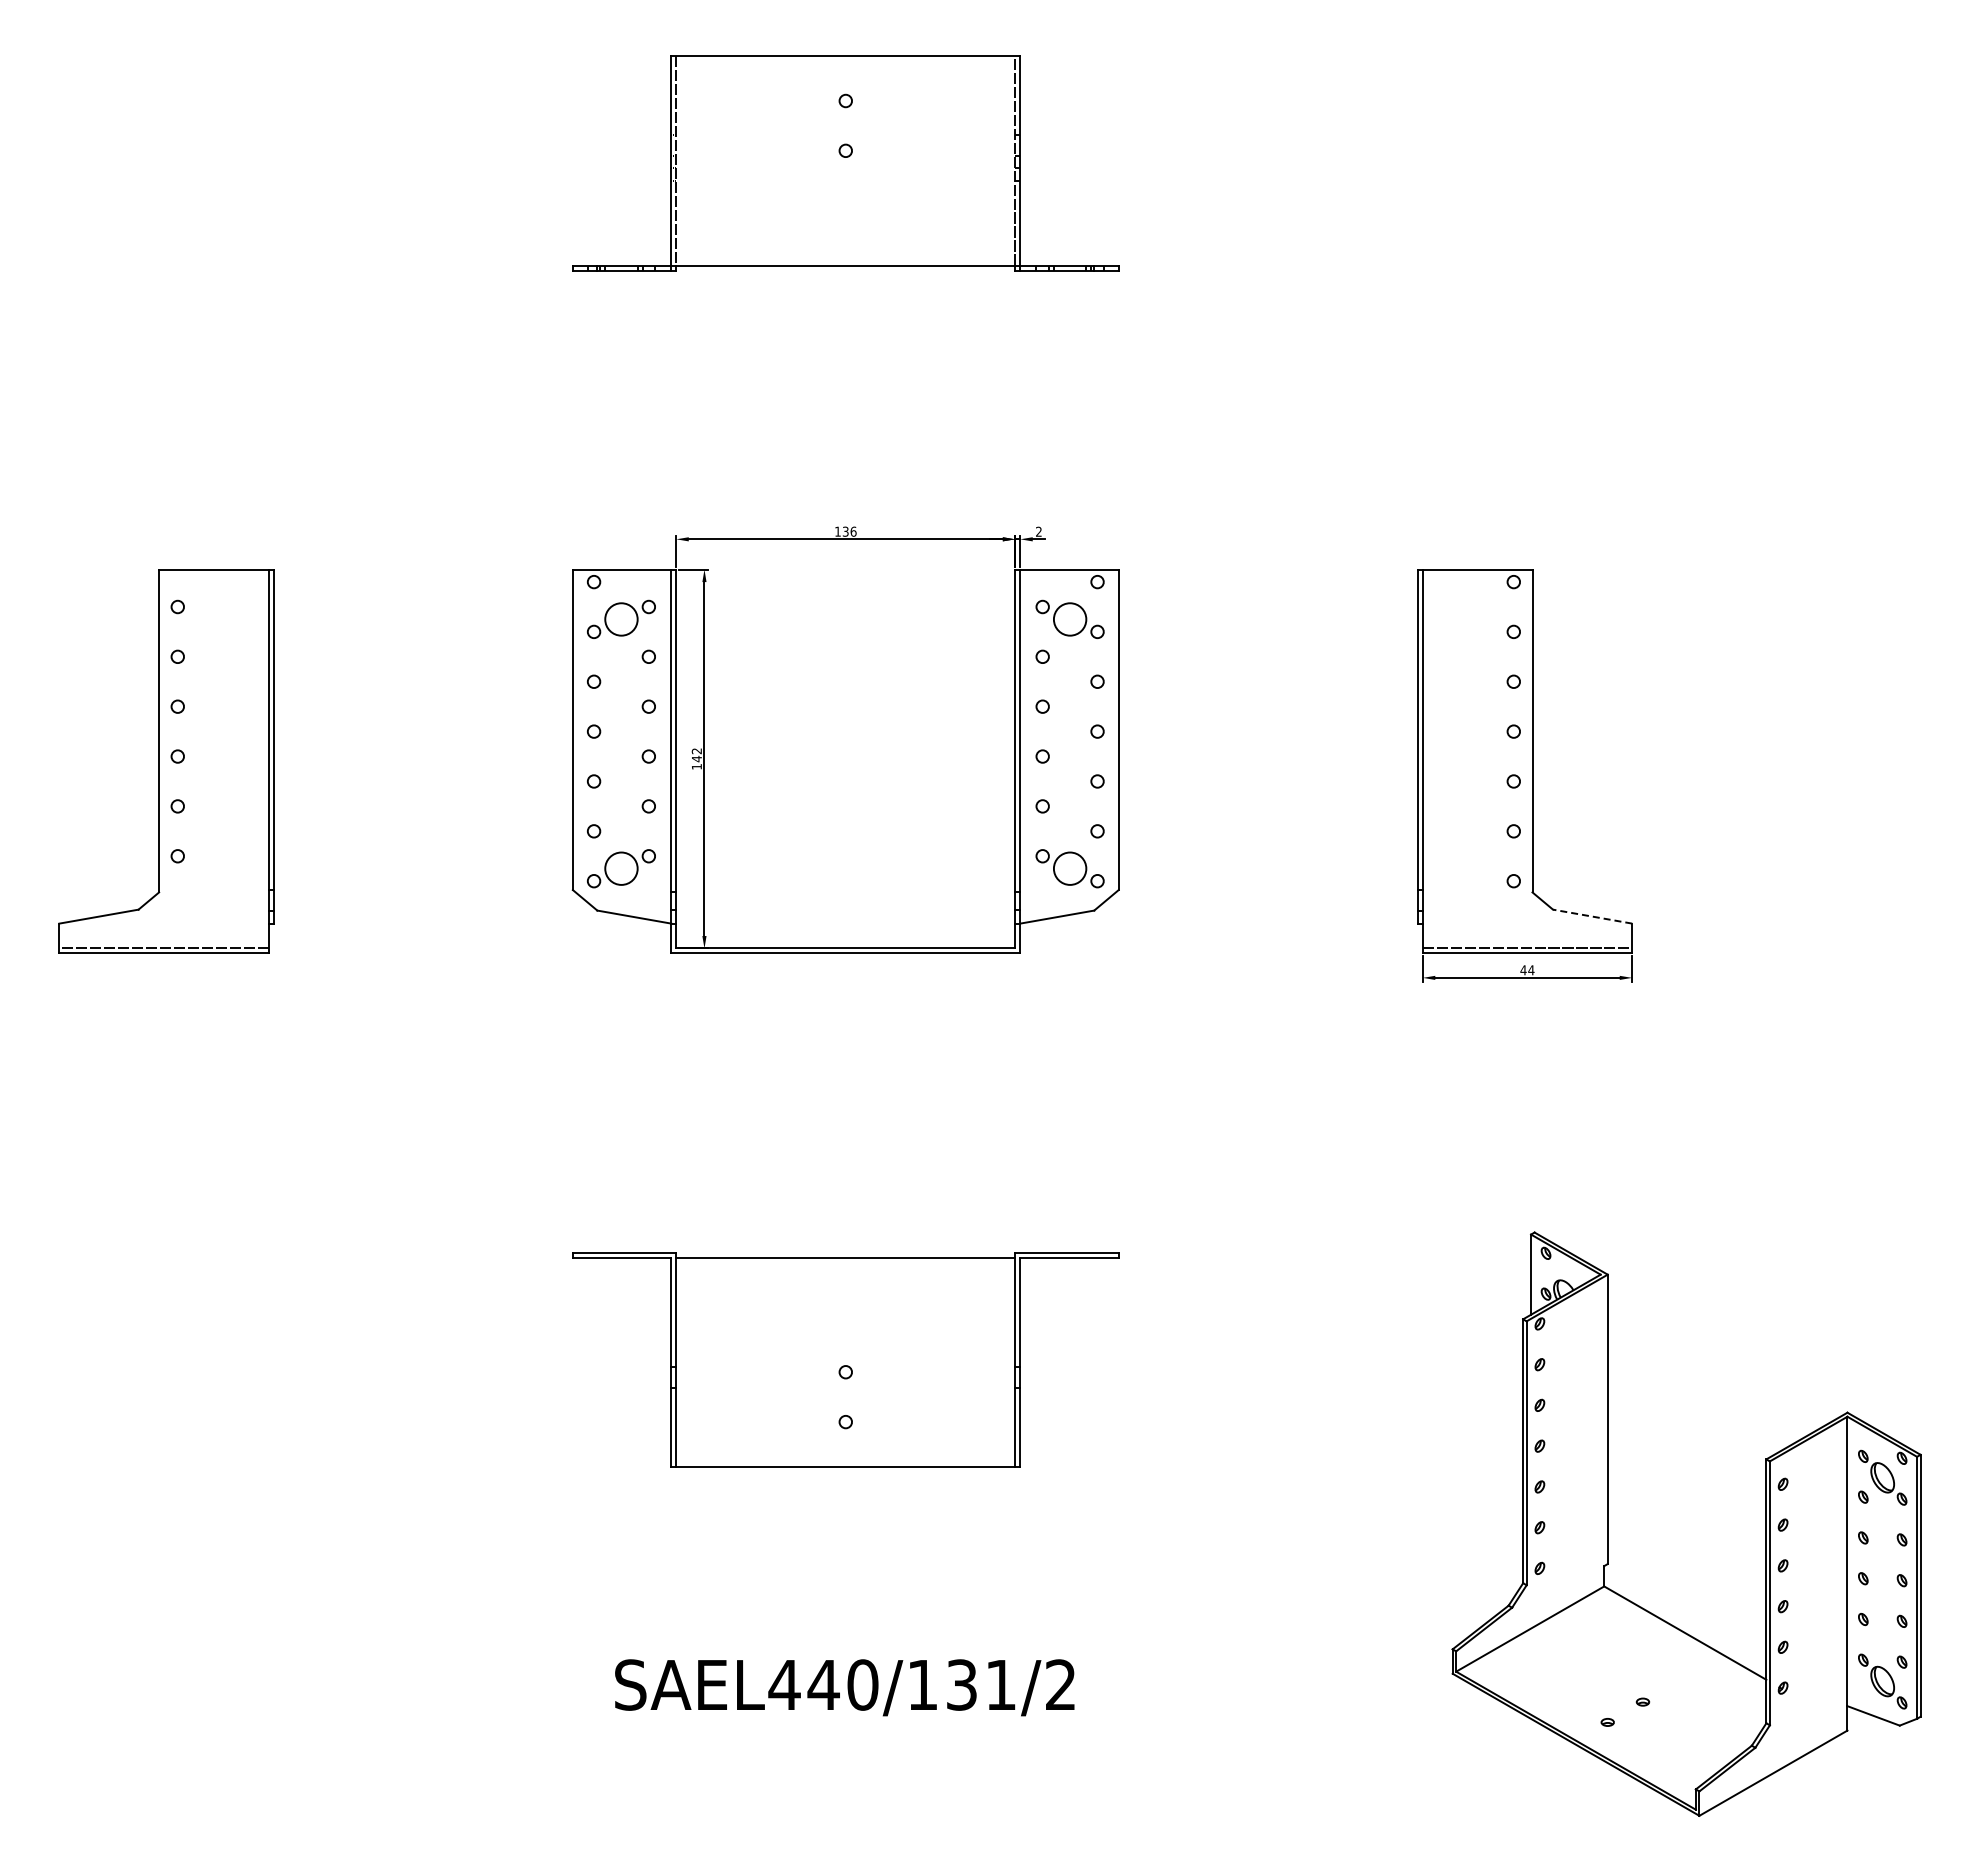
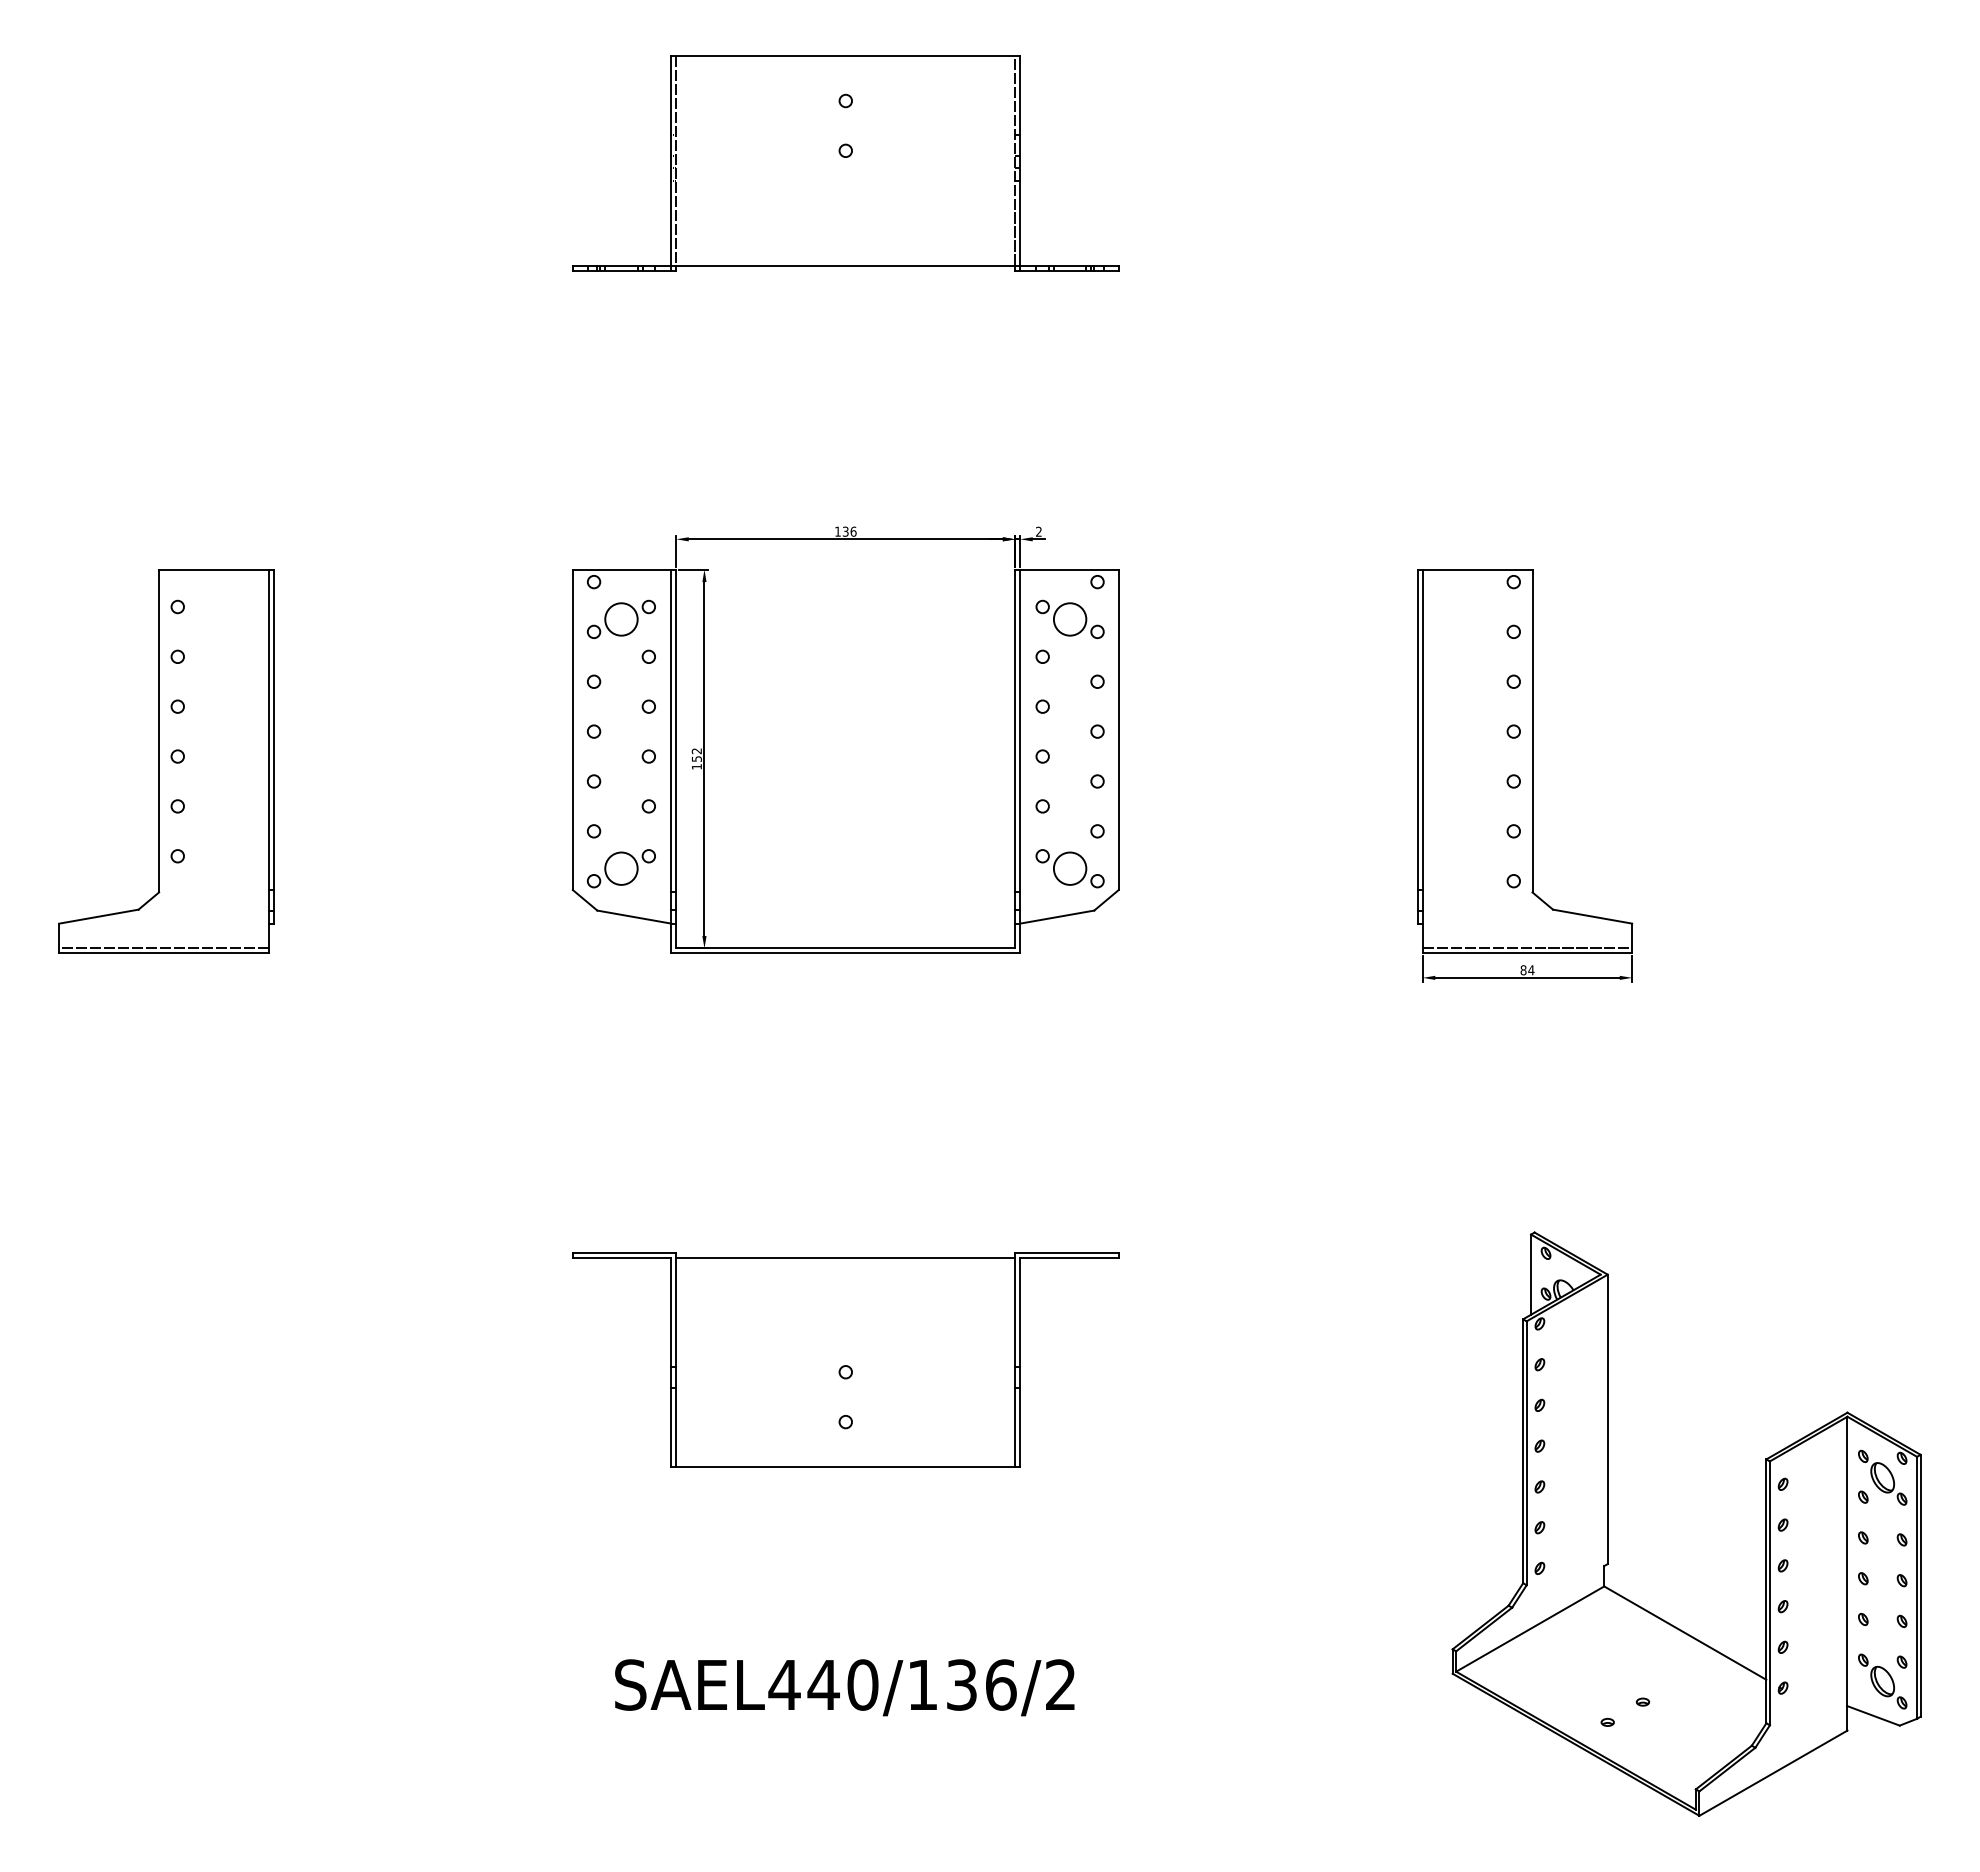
text: 142 -> 152 (696, 758)
line: dashed -> solid (1592, 916)
text: 44 -> 84 (1523, 970)
text: SAEL440/131/2 -> SAEL440/136/2 (1001, 1684)
